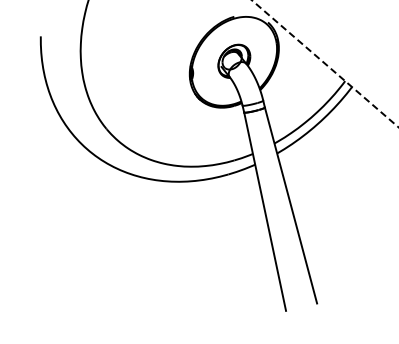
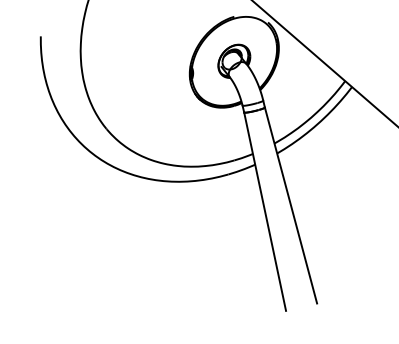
line: dashed -> solid (325, 64)
